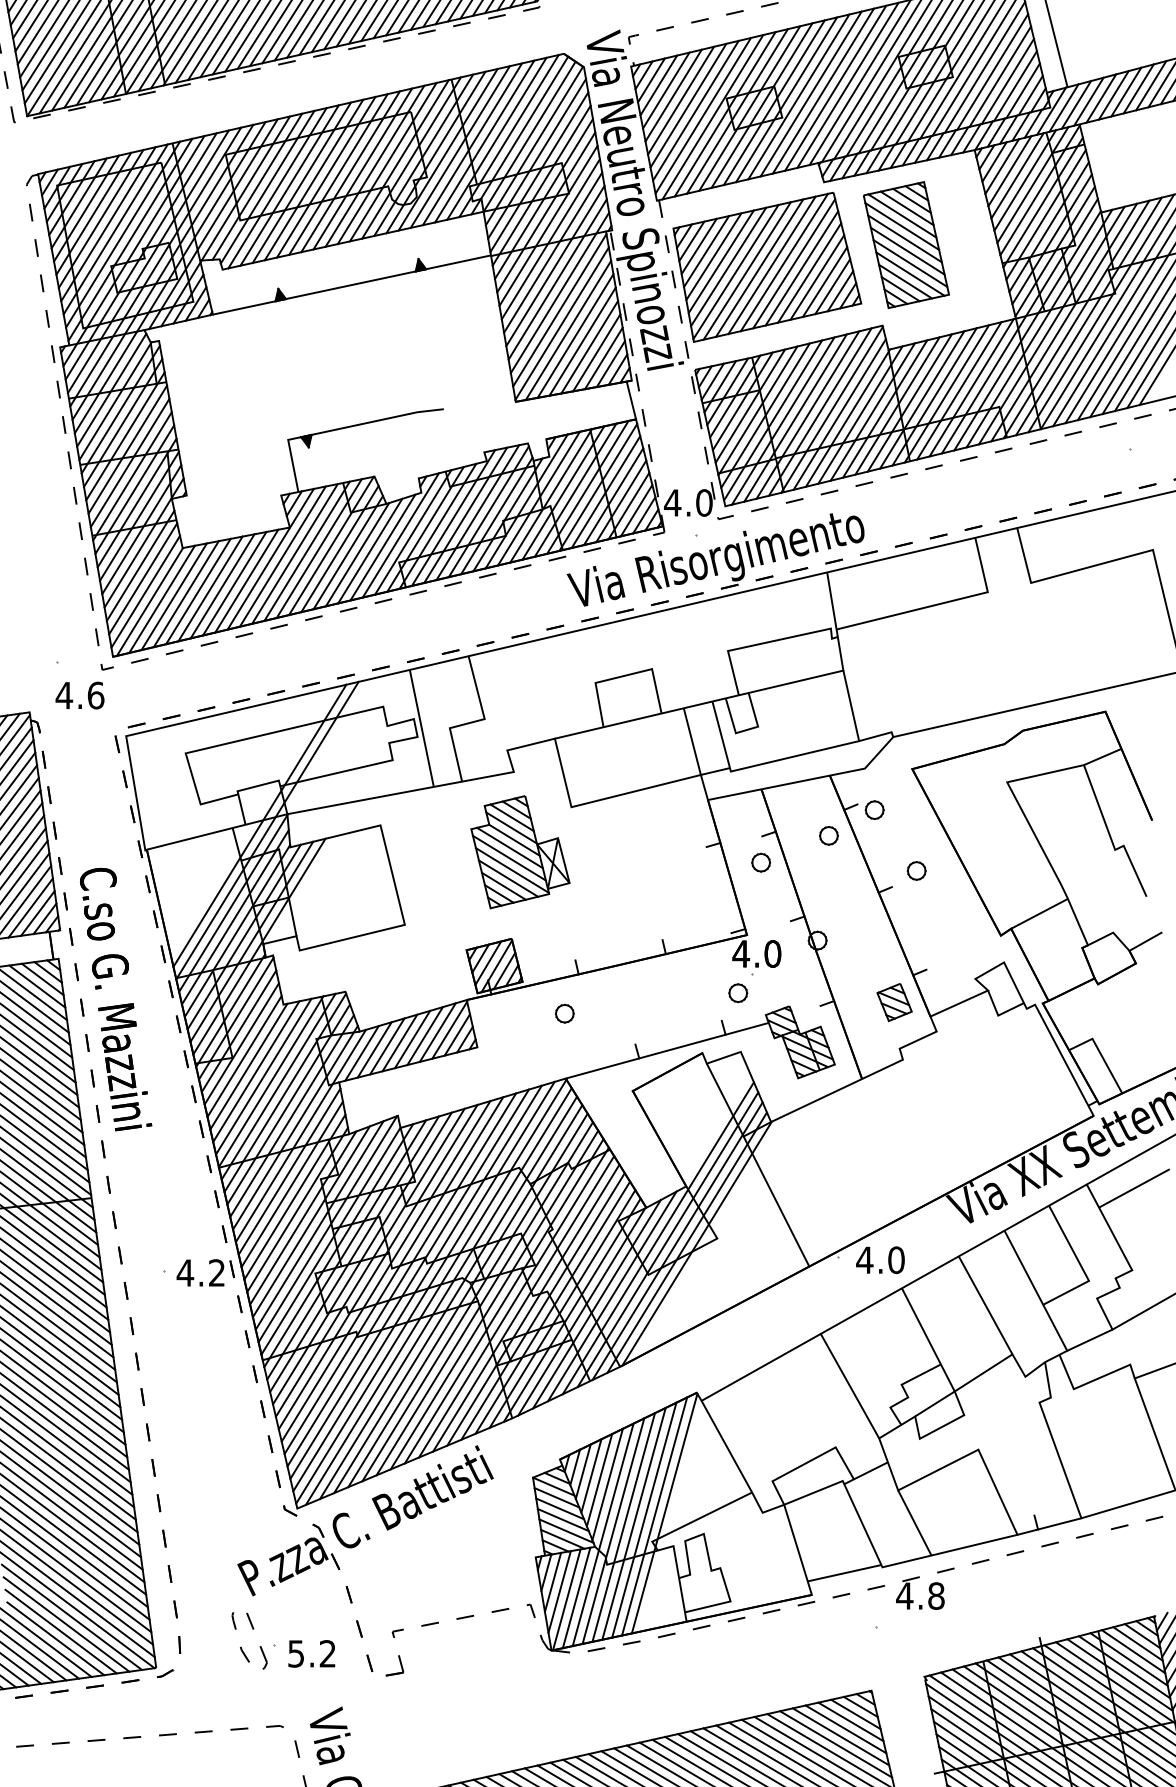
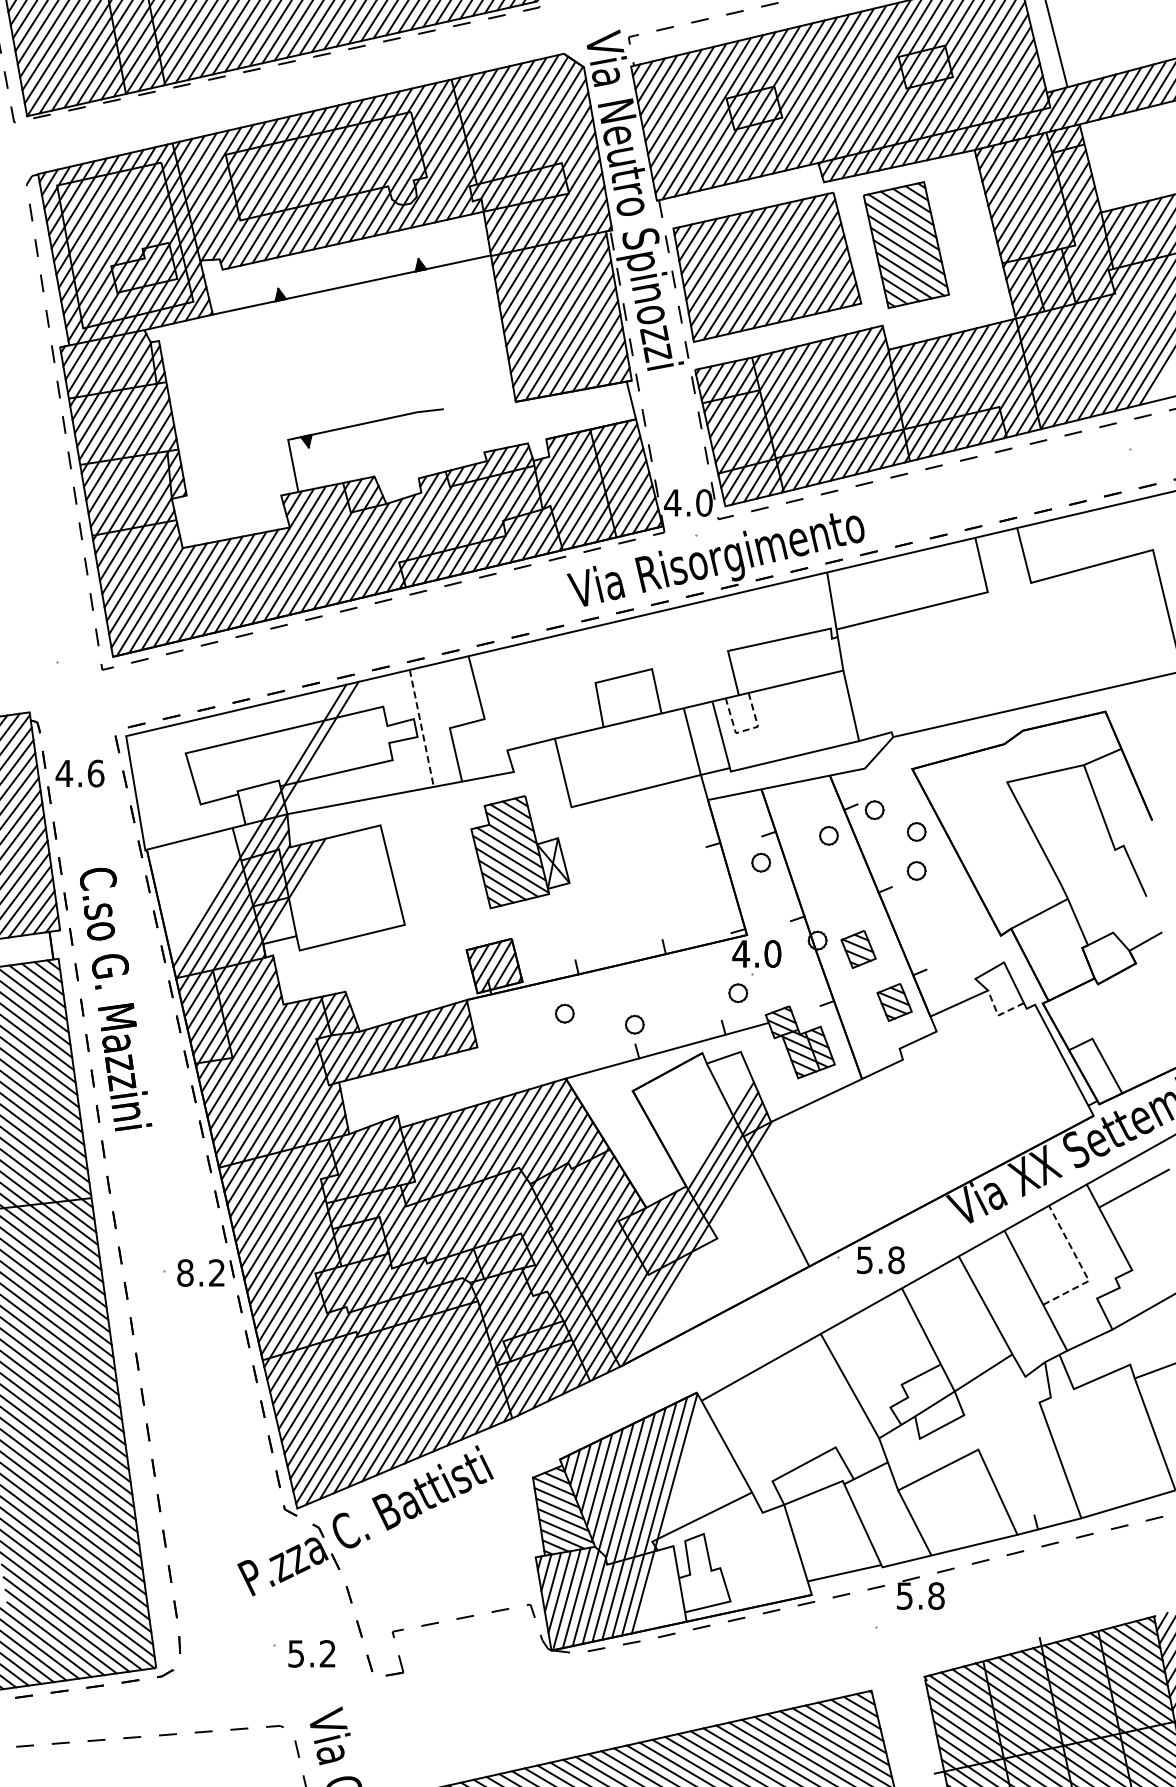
text position: (79, 695) -> (79, 773) (79, 773)
line: solid -> dashed (421, 728)
line: solid -> dashed (746, 730)
part: none -> present (916, 831)
part: none -> present (858, 949)
line: solid -> dashed (998, 1015)
part: none -> present (634, 1024)
text: 4.0 -> 5.8 (880, 1260)
line: solid -> dashed (1081, 1266)
text: 4.2 -> 8.2 (185, 1272)
text: 4.8 -> 5.8 (904, 1595)
part: present -> none (241, 1646)
